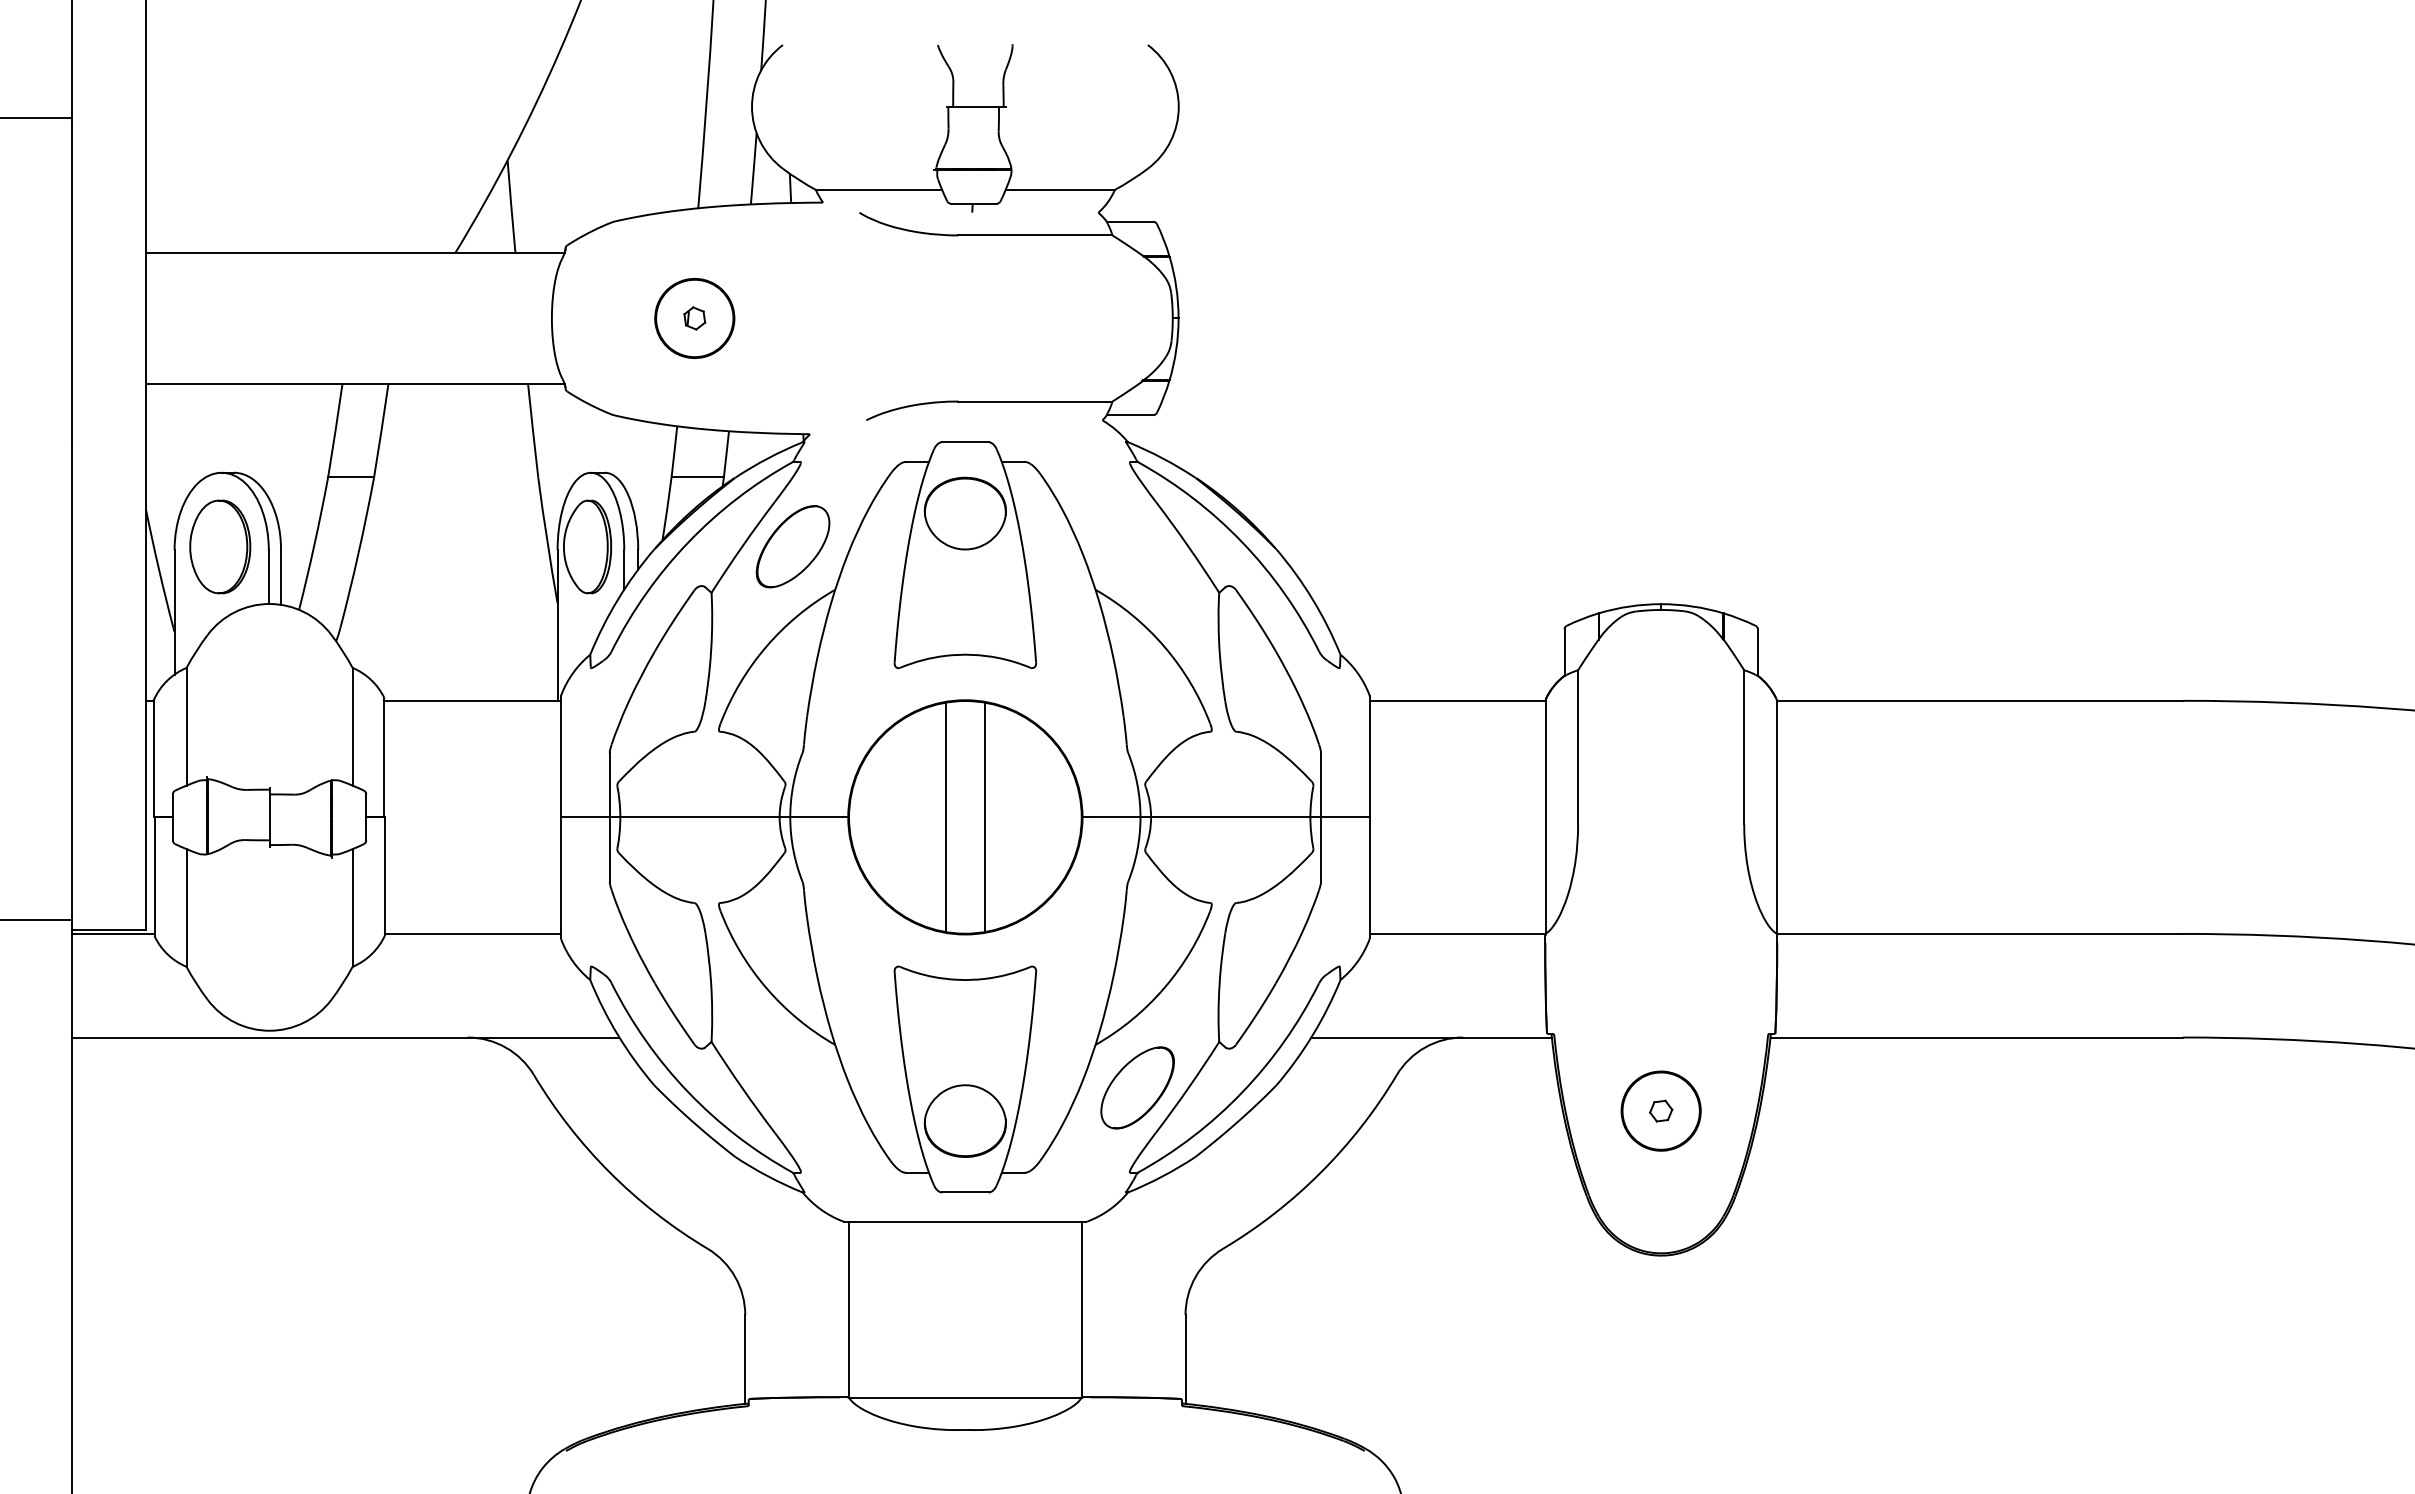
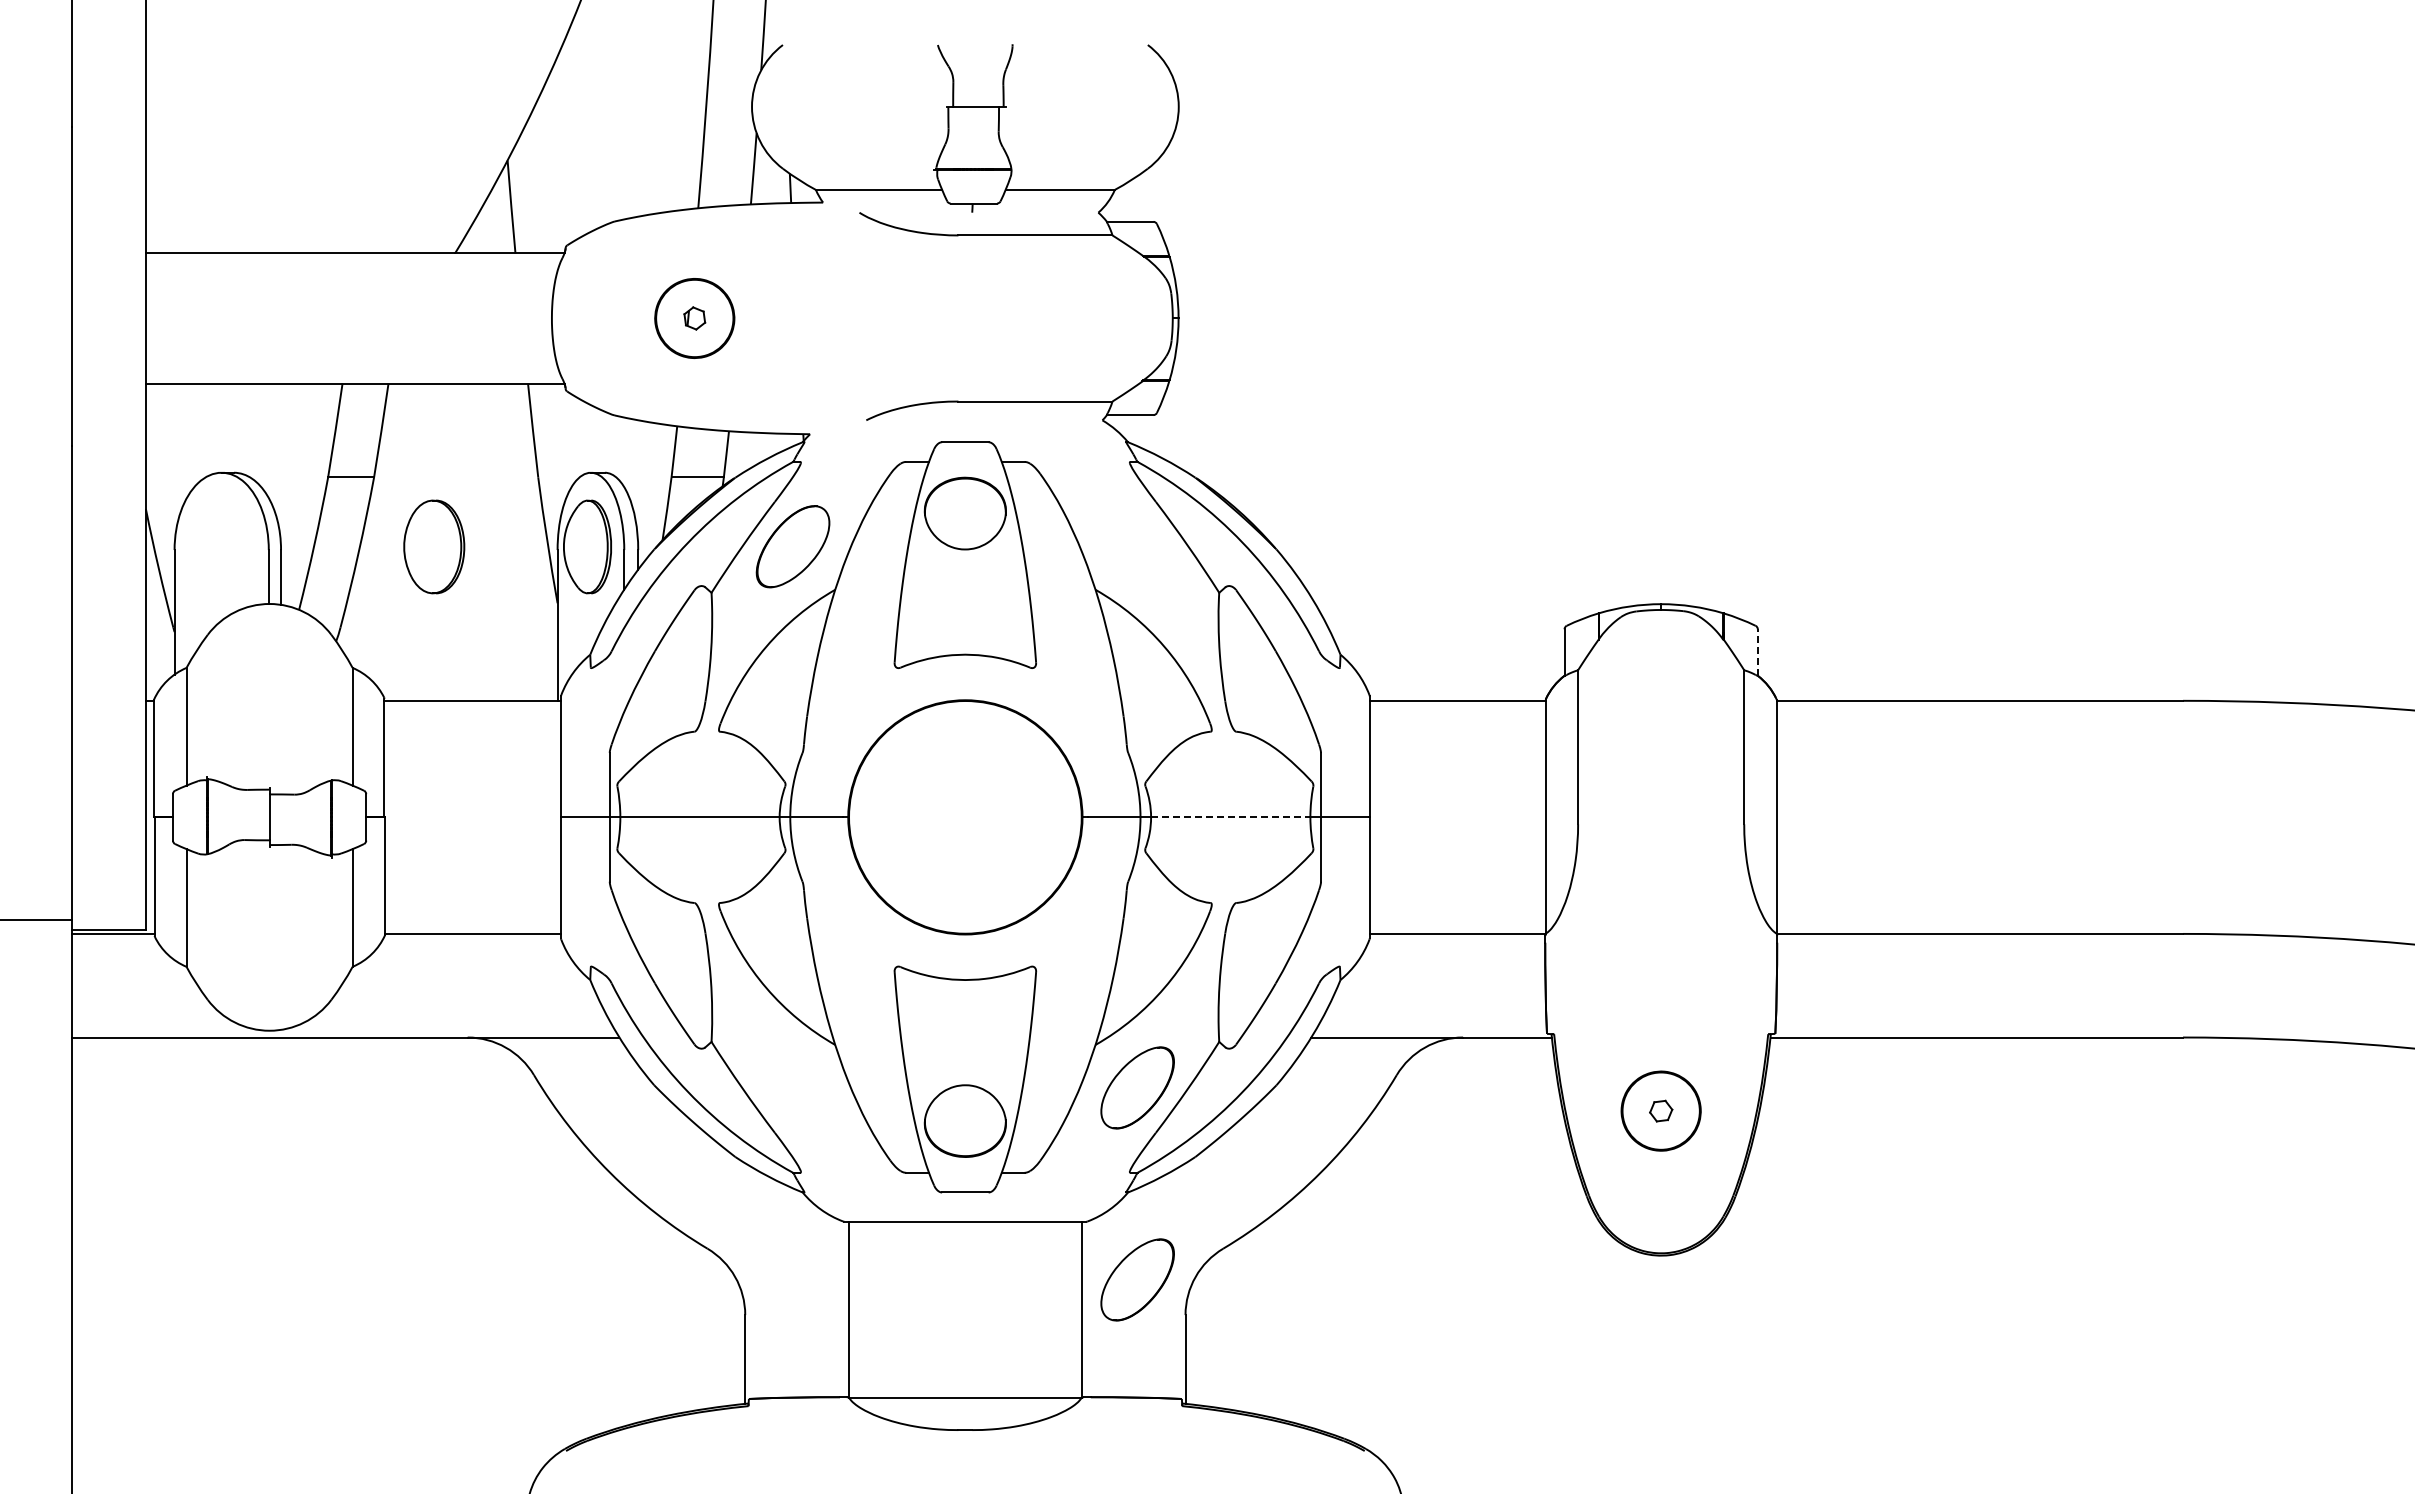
line: present -> none (37, 118)
part position: (220, 546) -> (434, 546) (434, 546)
line: solid -> dashed (1757, 652)
line: present -> none (946, 817)
line: present -> none (984, 817)
line: solid -> dashed (1230, 817)
part: none -> present (1137, 1279)
